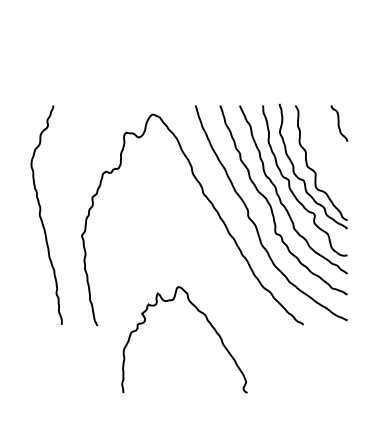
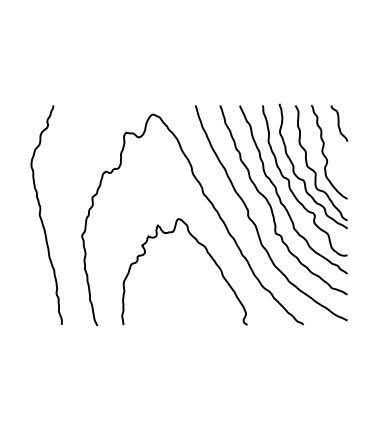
curve: none -> present (325, 155)
curve position: (206, 320) -> (206, 252) (206, 252)
